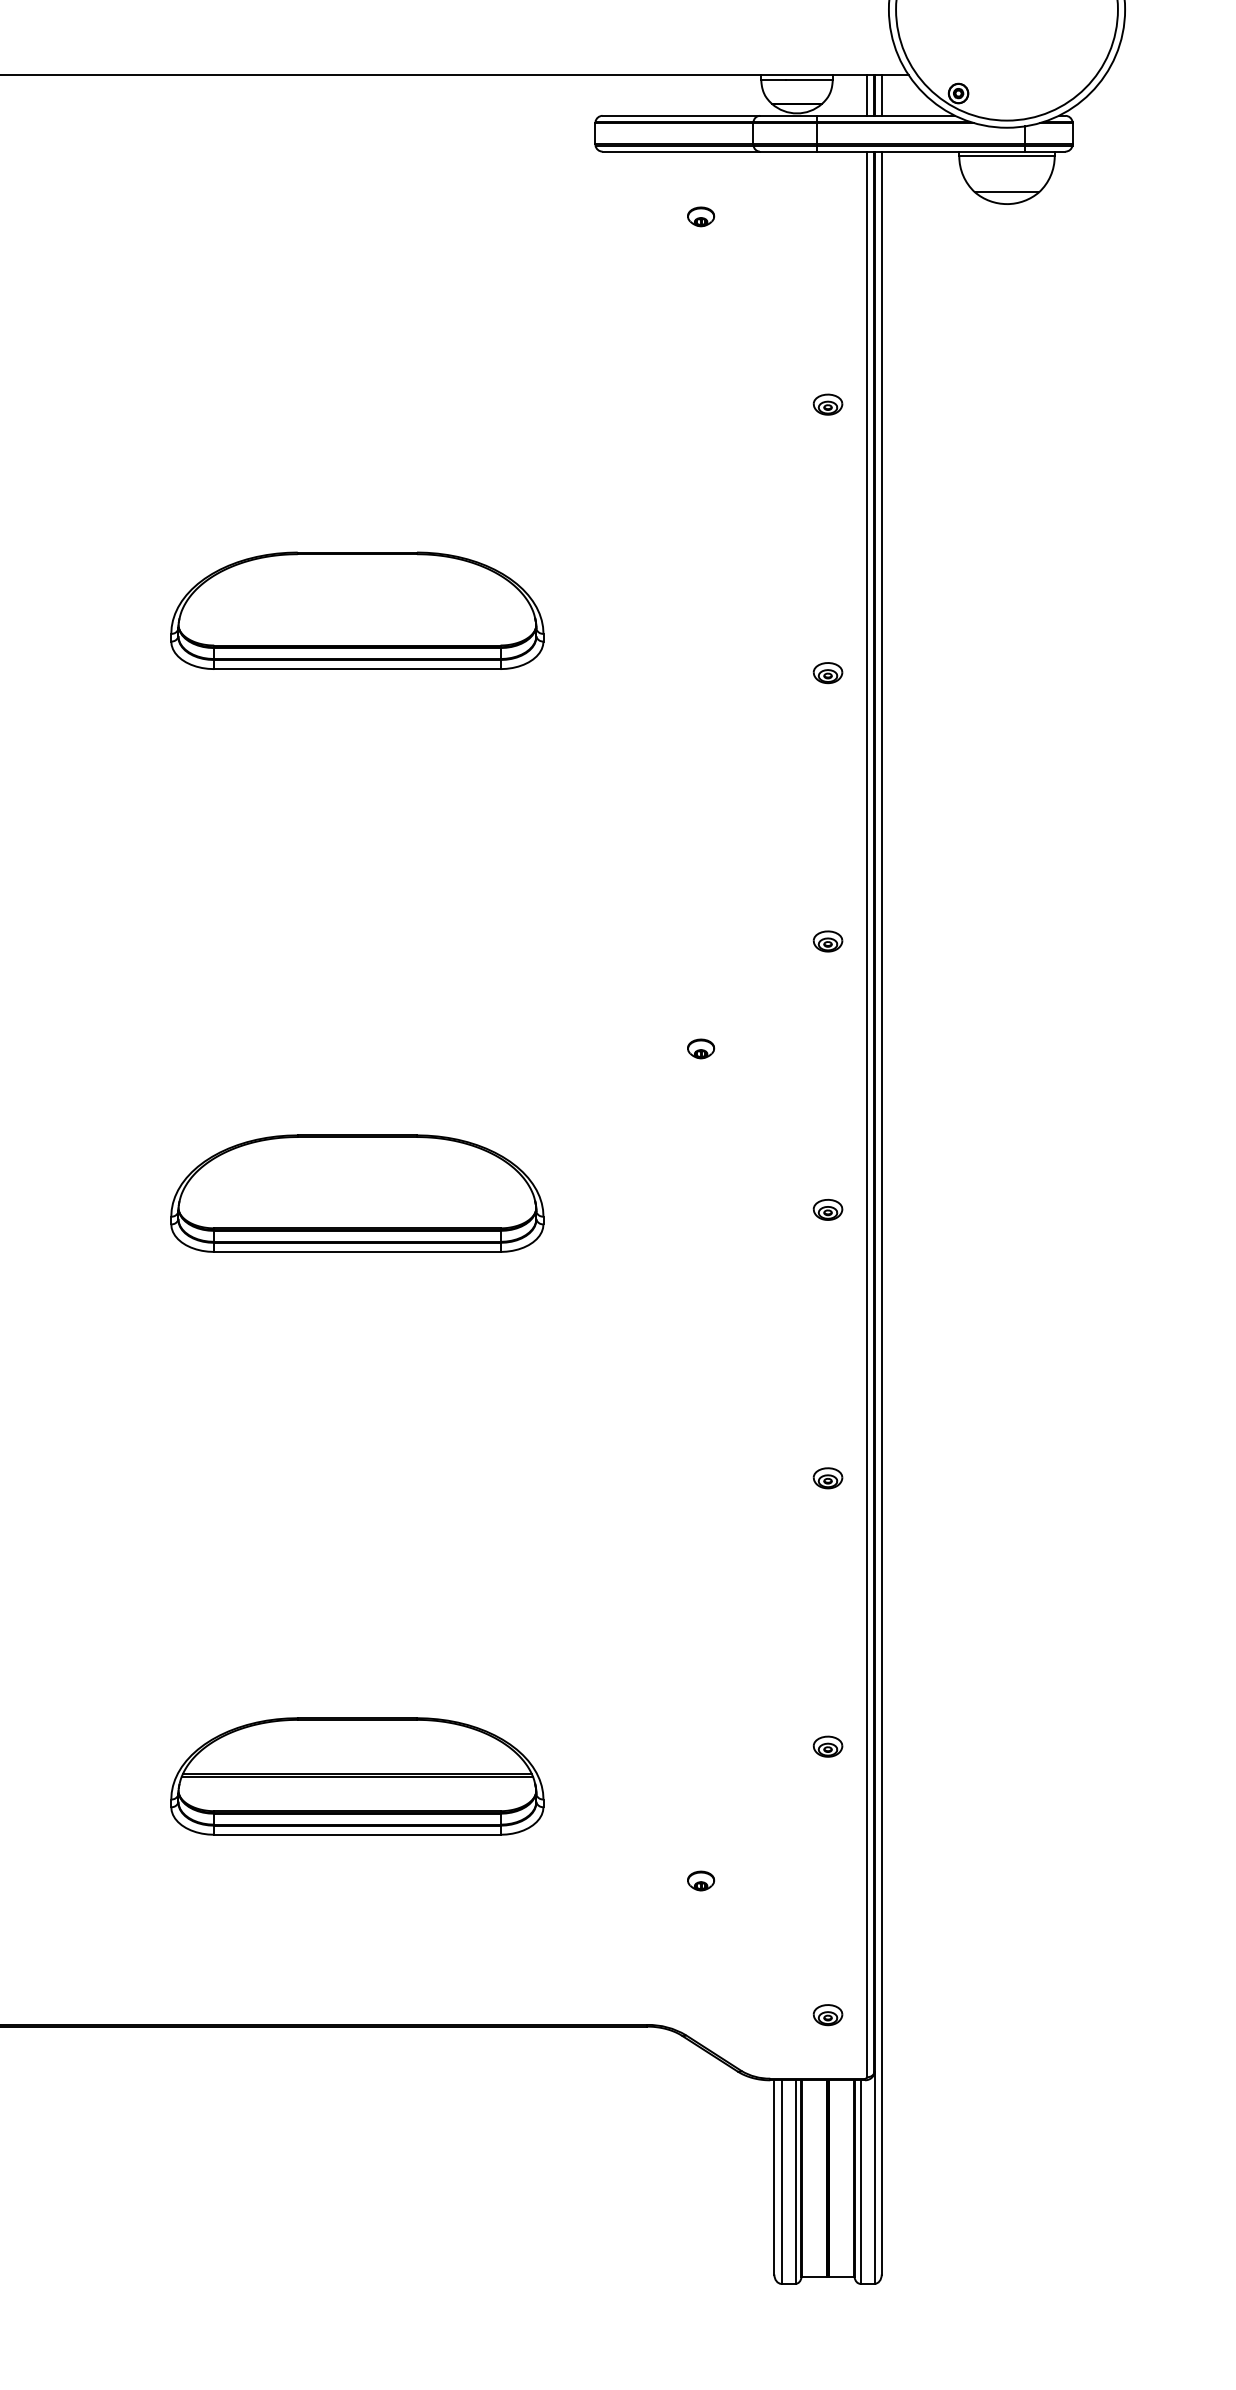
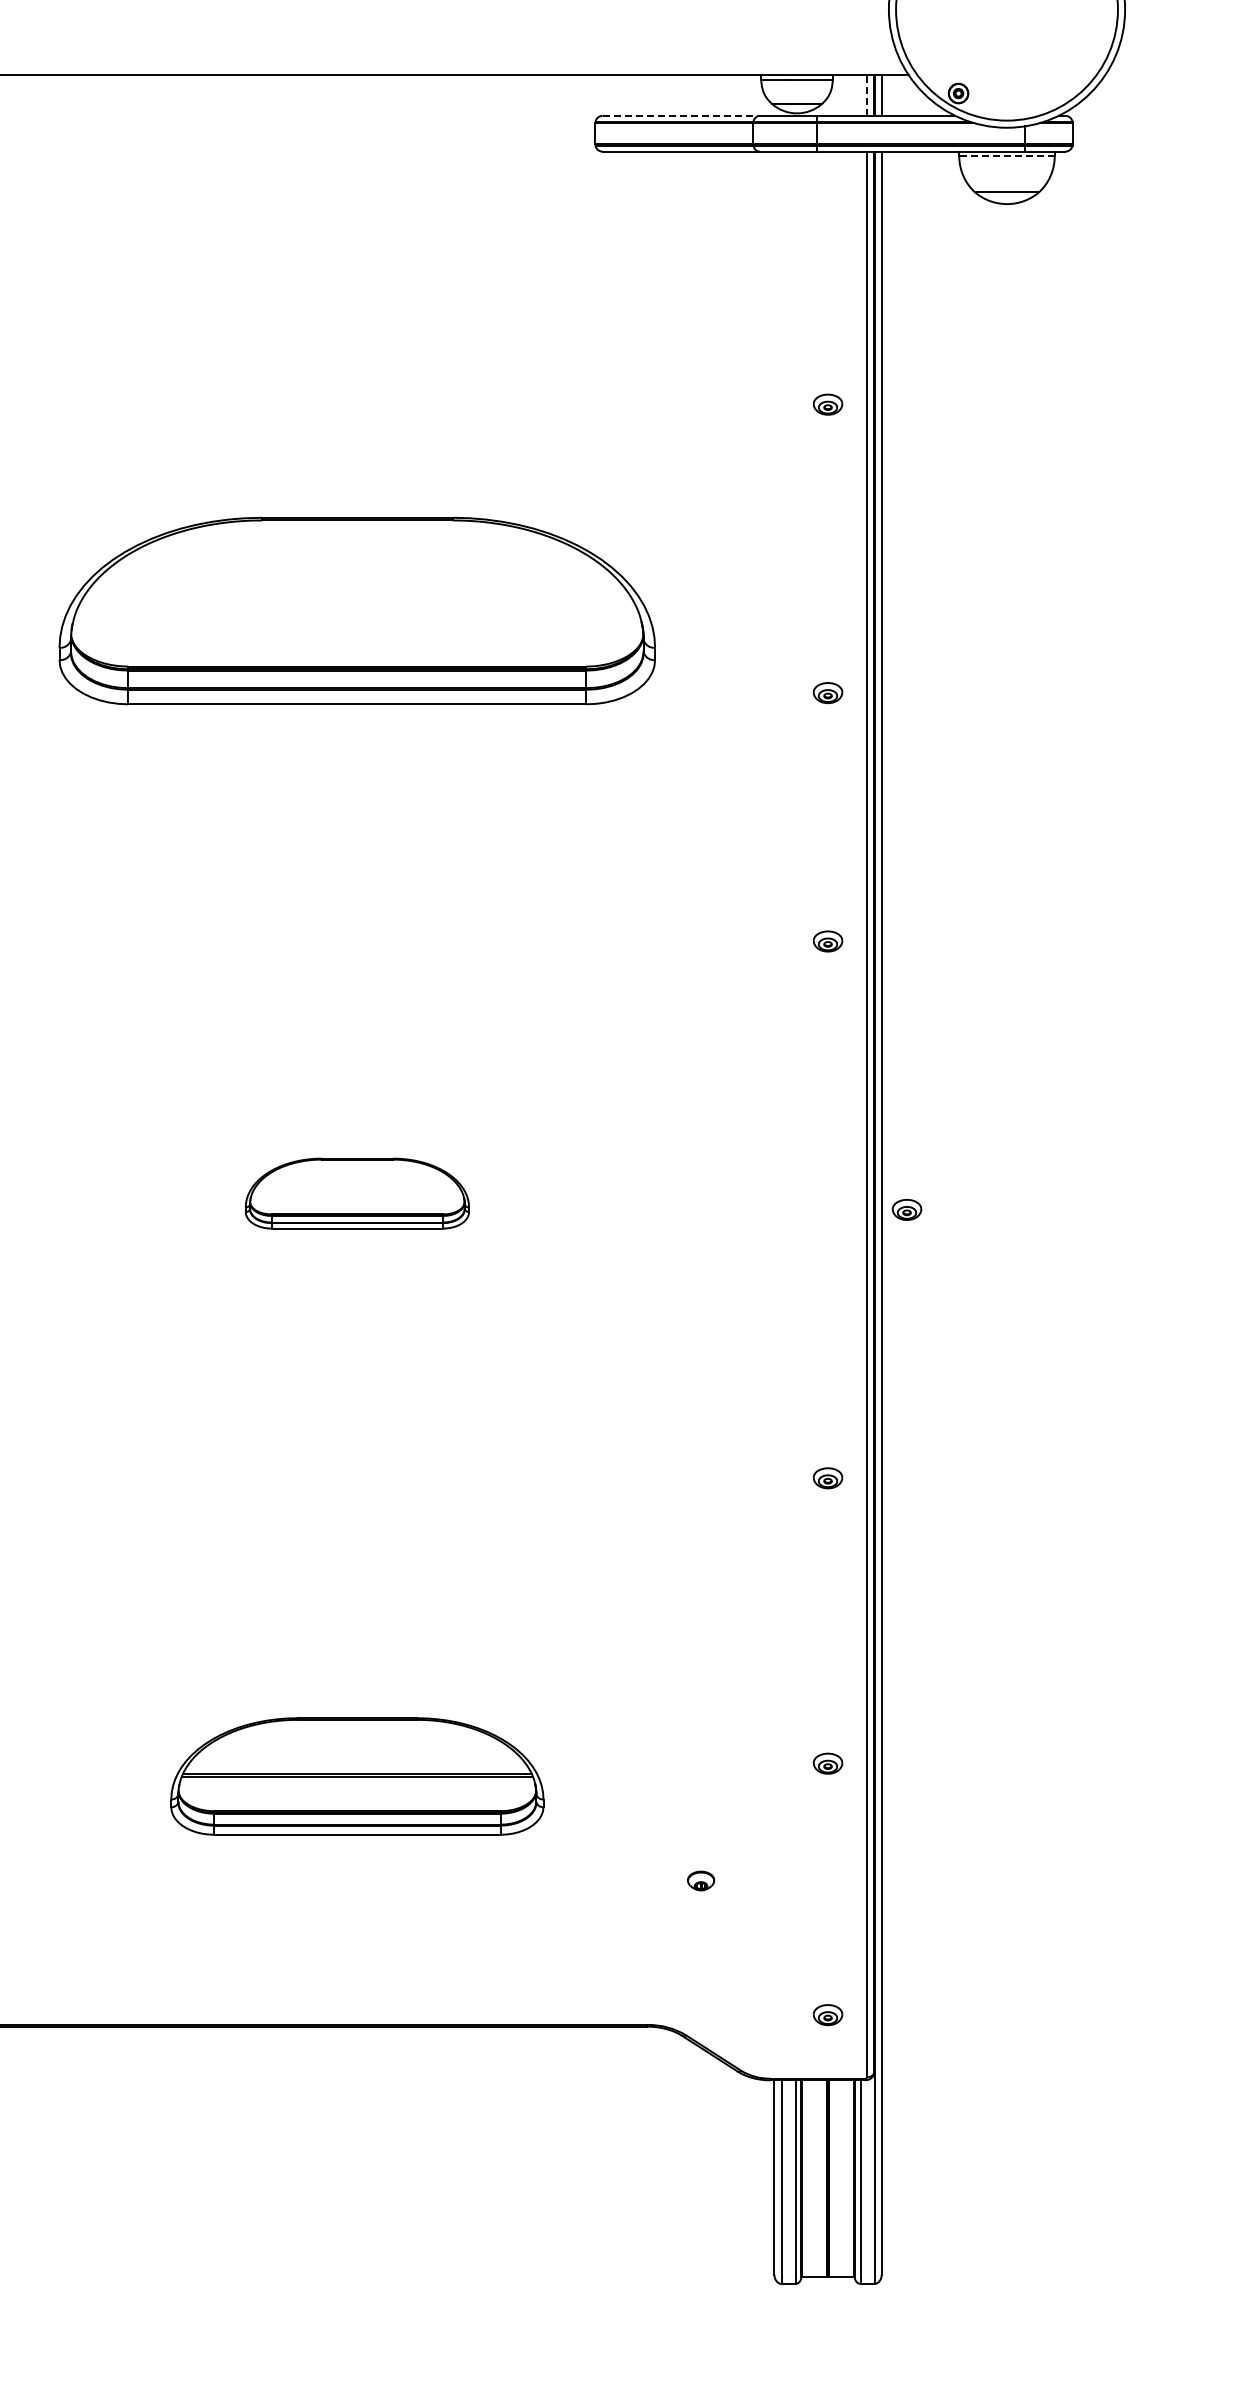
line: solid -> dashed (867, 95)
line: solid -> dashed (681, 115)
line: solid -> dashed (1007, 156)
part: present -> none (701, 216)
part size: 375x119 px -> 598x190 px (356, 610)
part position: (827, 673) -> (827, 693) (827, 693)
part: present -> none (701, 1048)
part size: 375x119 px -> 226x73 px (356, 1193)
part position: (827, 1209) -> (906, 1209) (906, 1209)
part position: (827, 1746) -> (827, 1763) (827, 1763)
